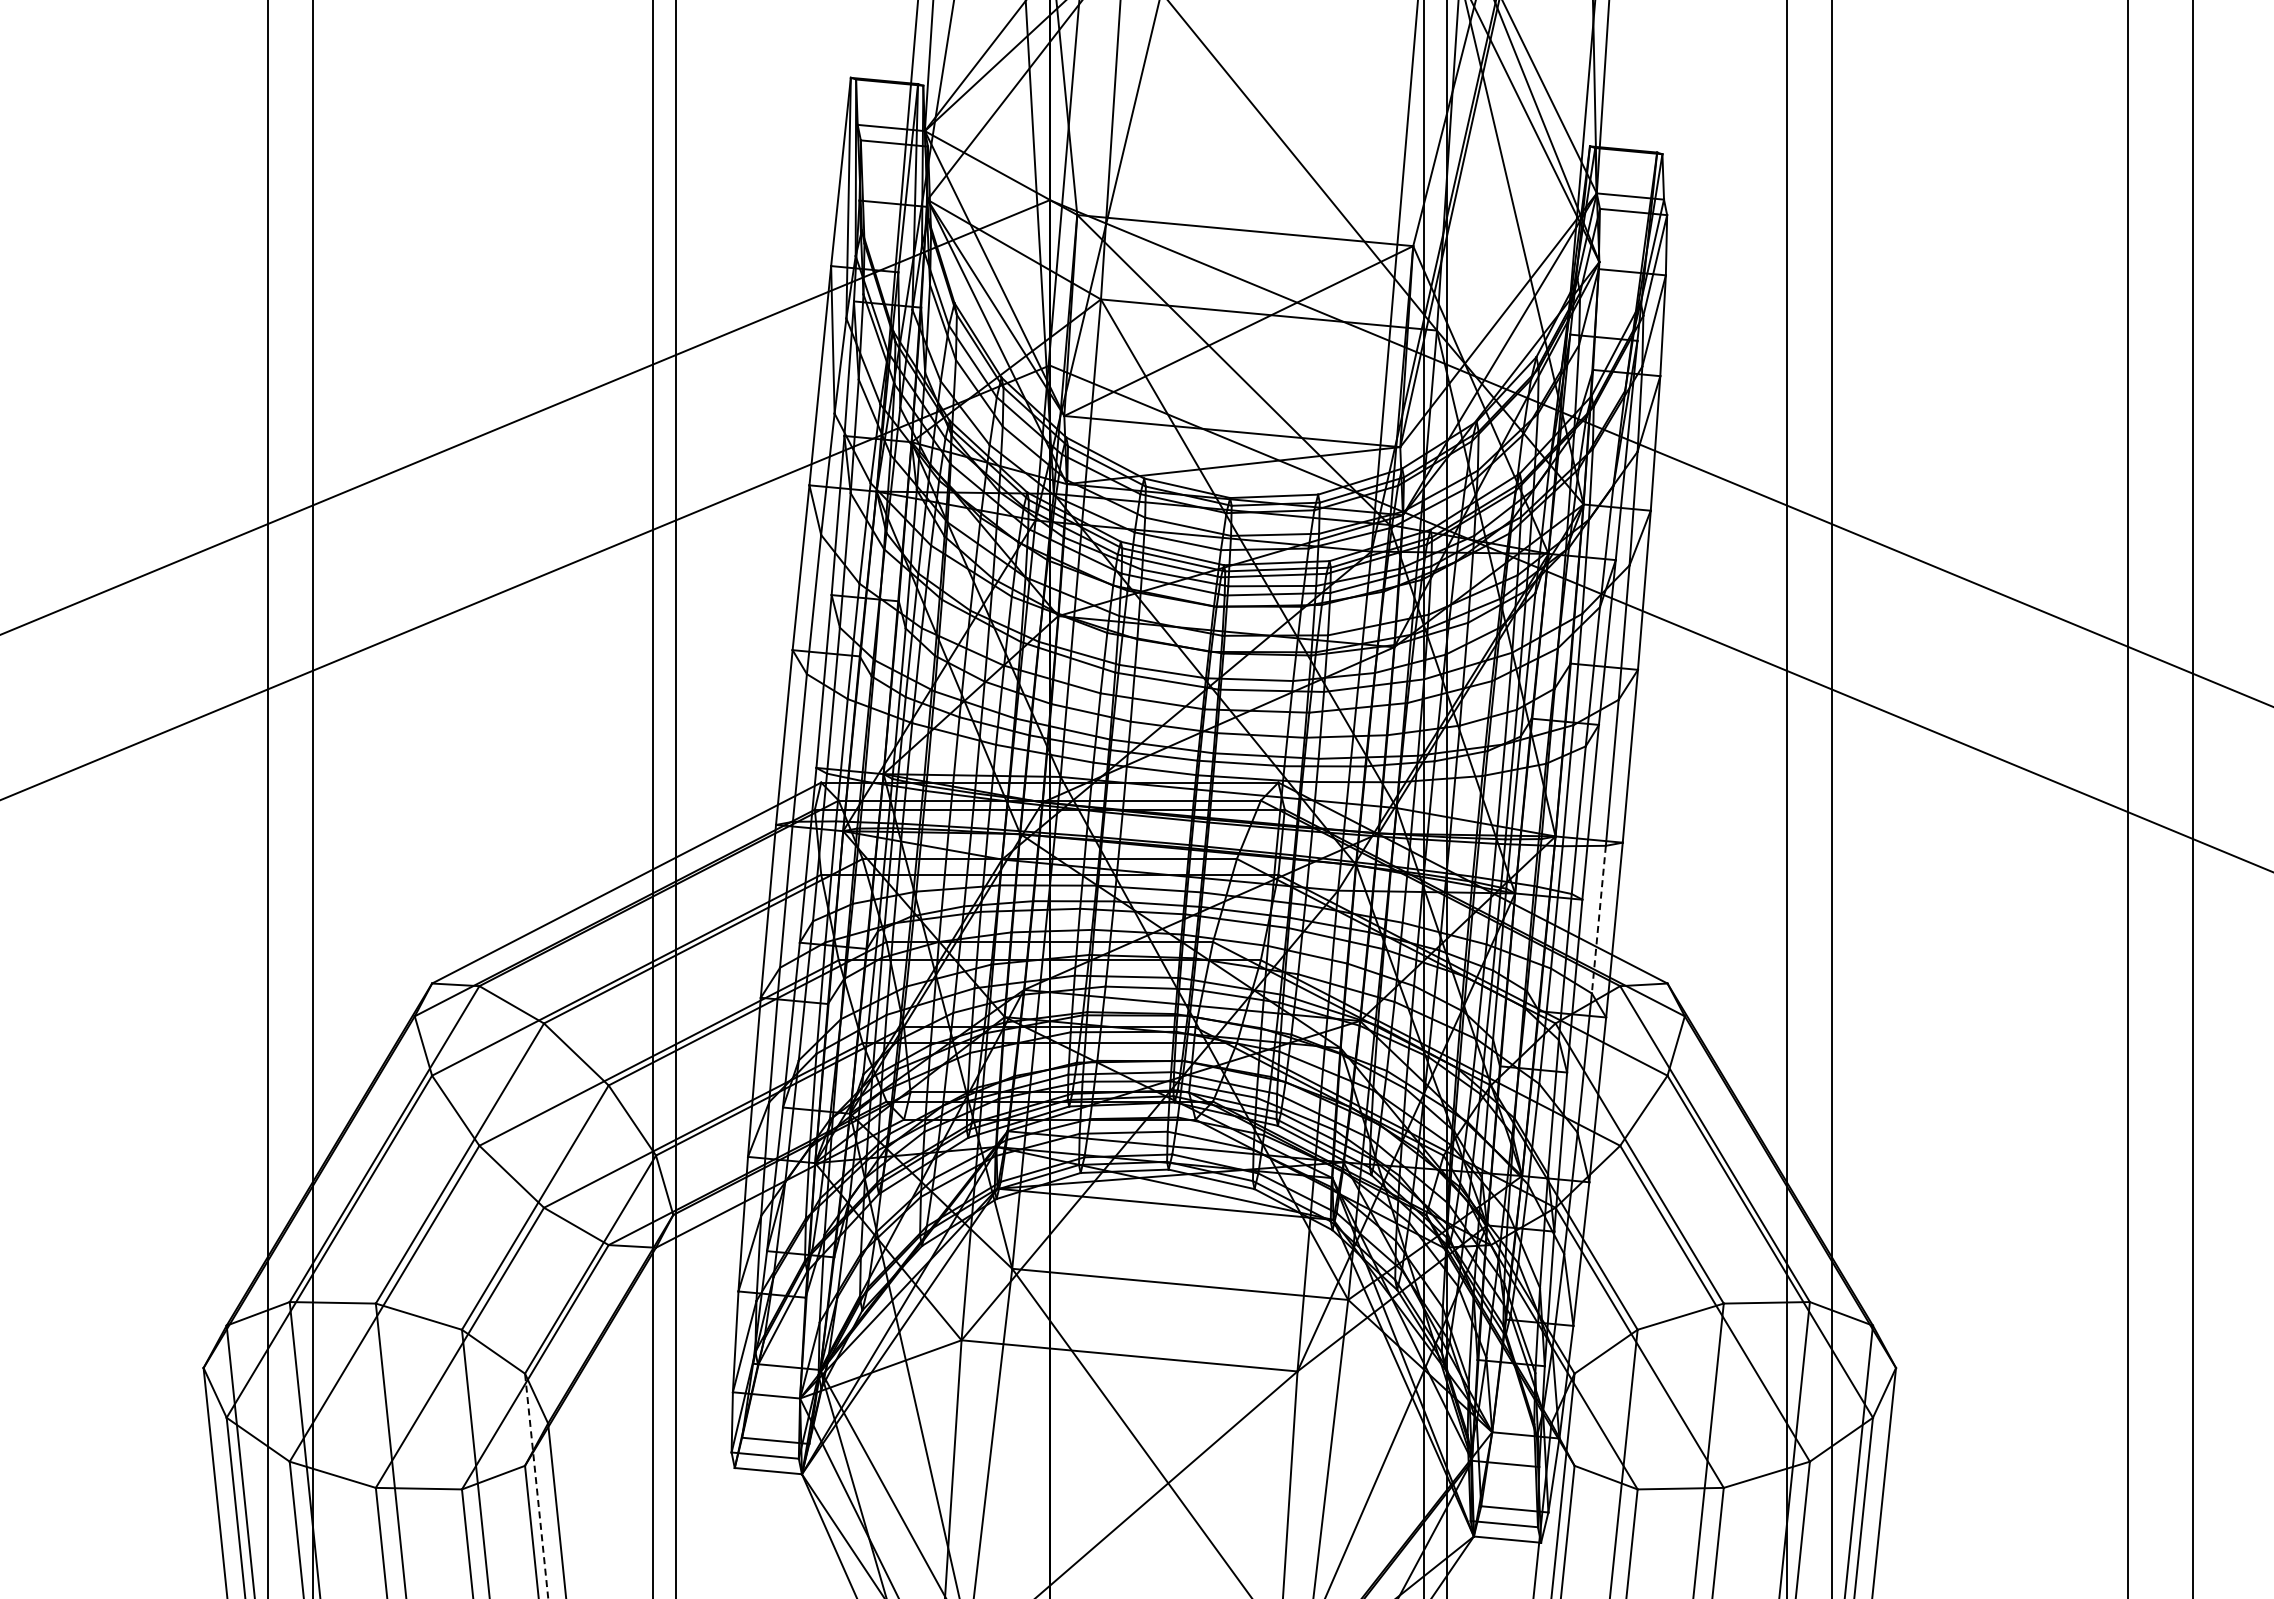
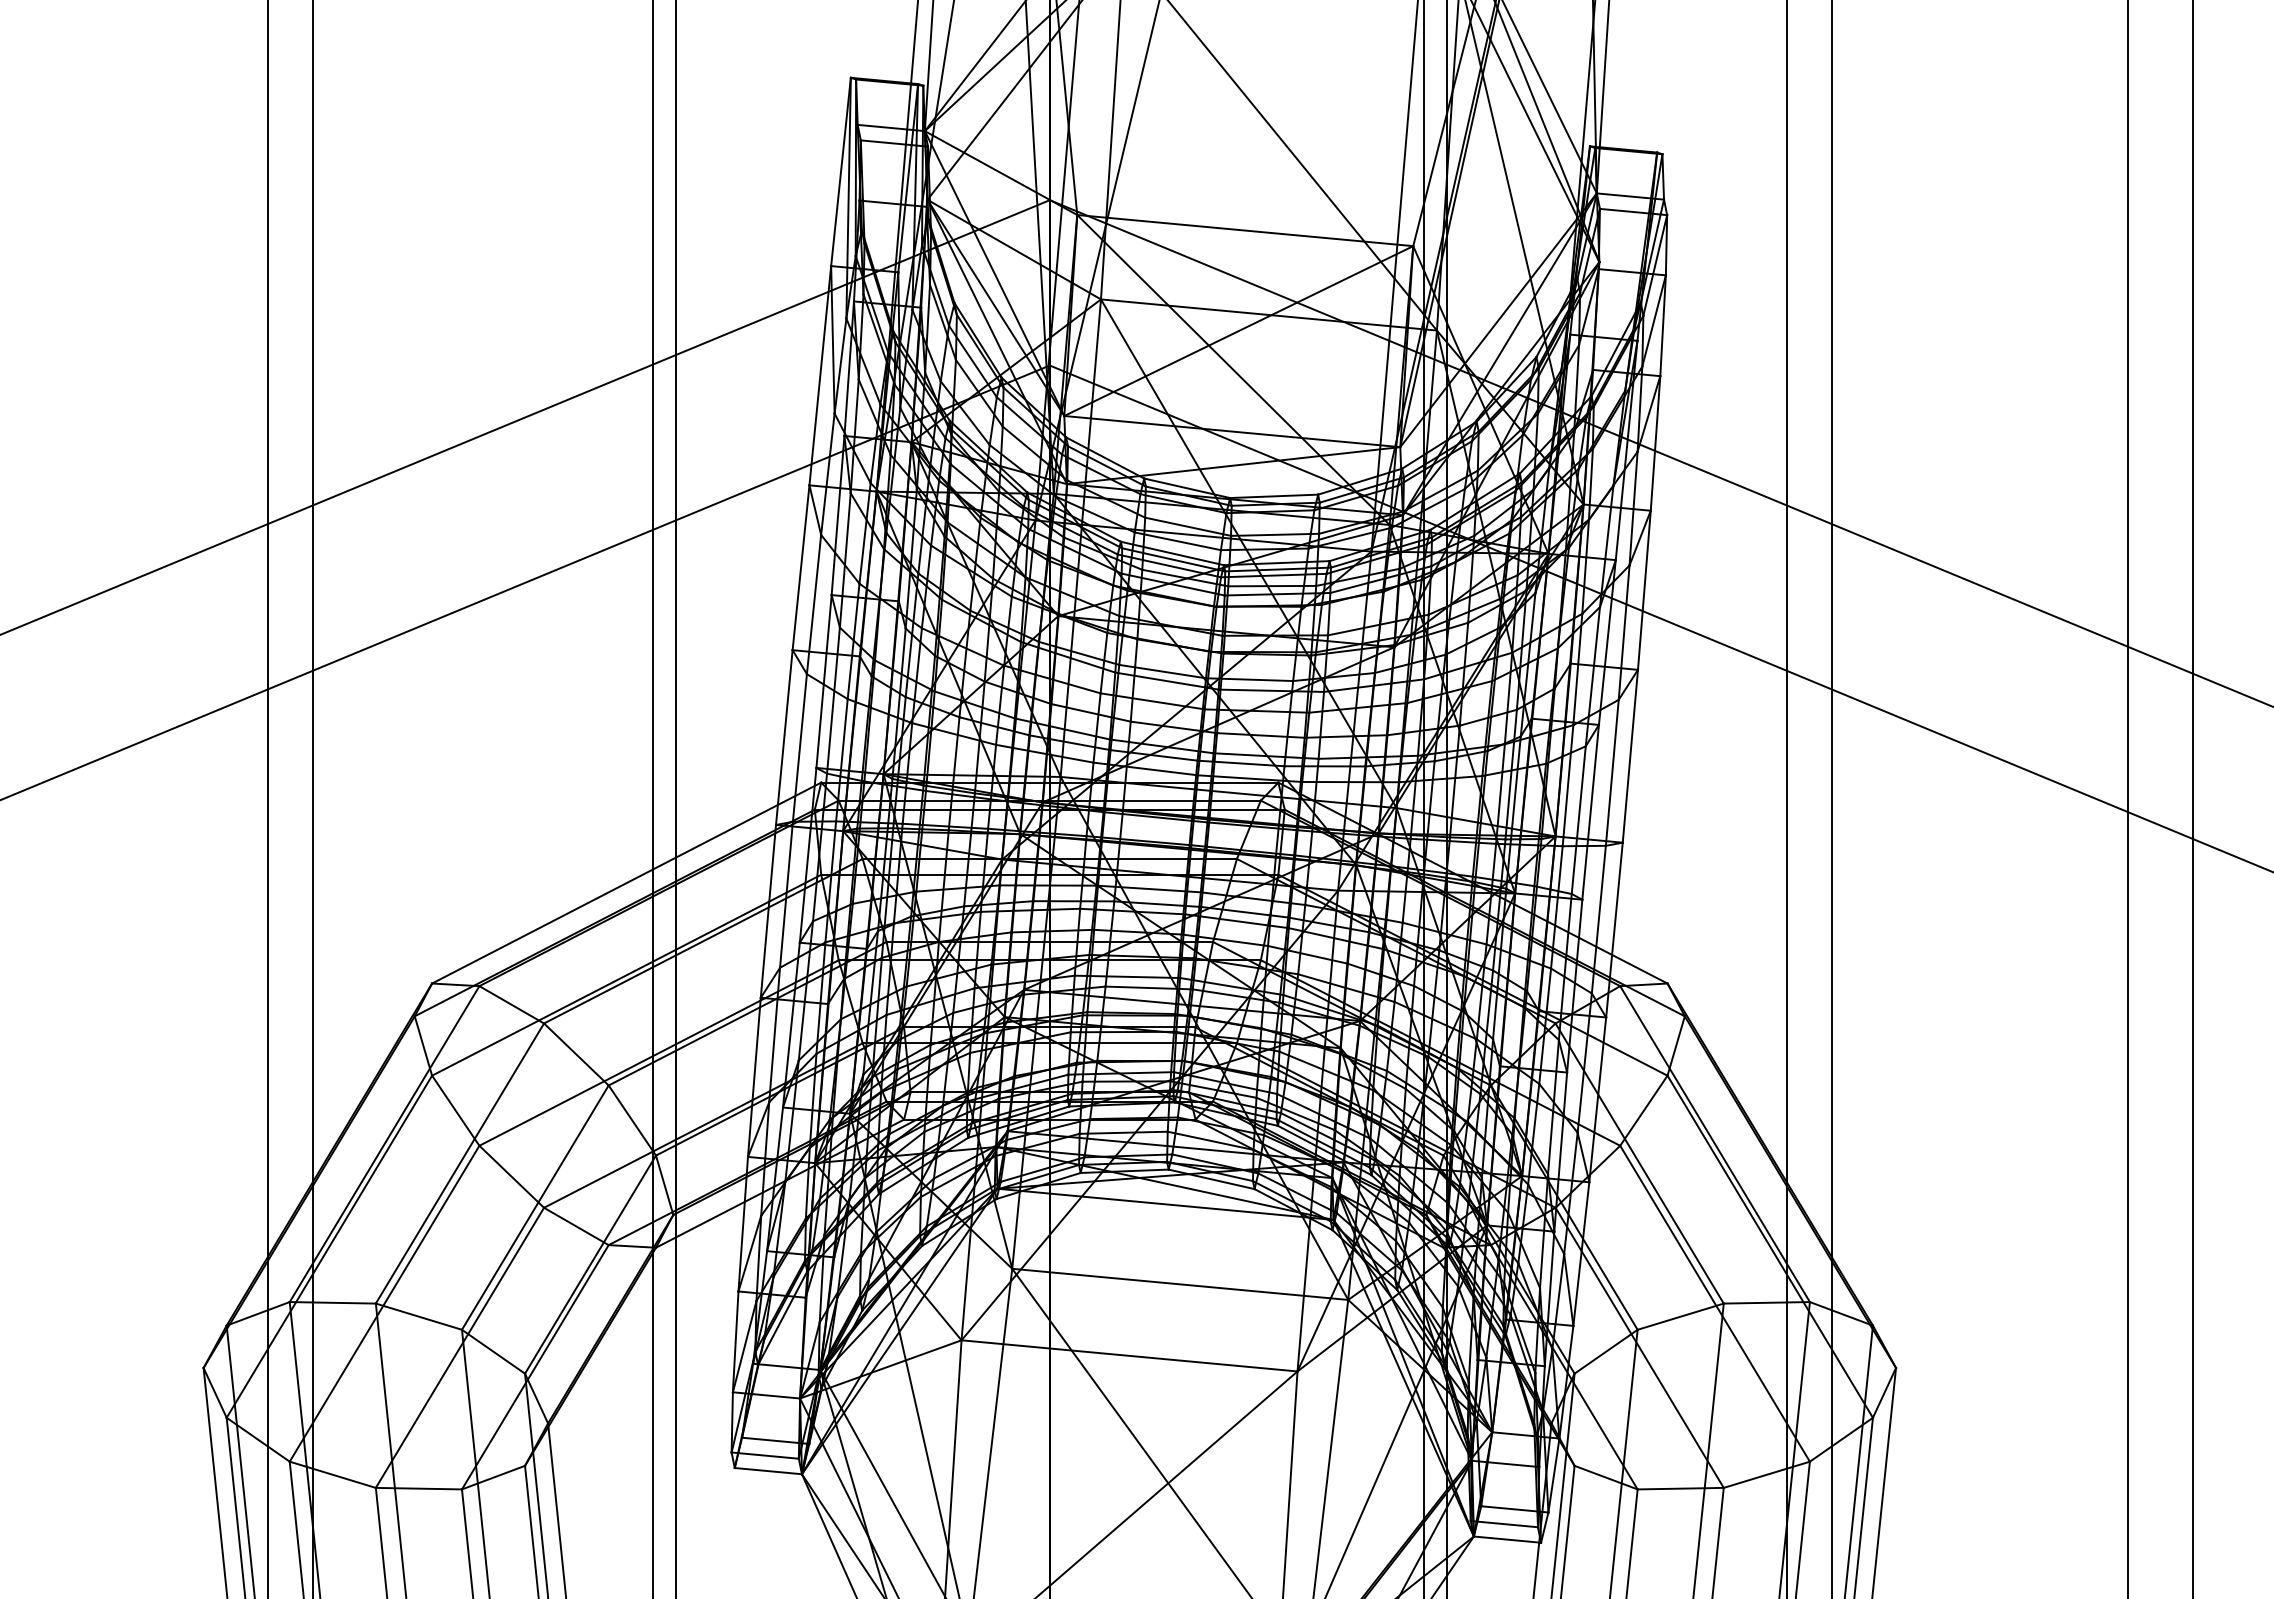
line: dashed -> solid (1598, 920)
line: dashed -> solid (536, 1485)
